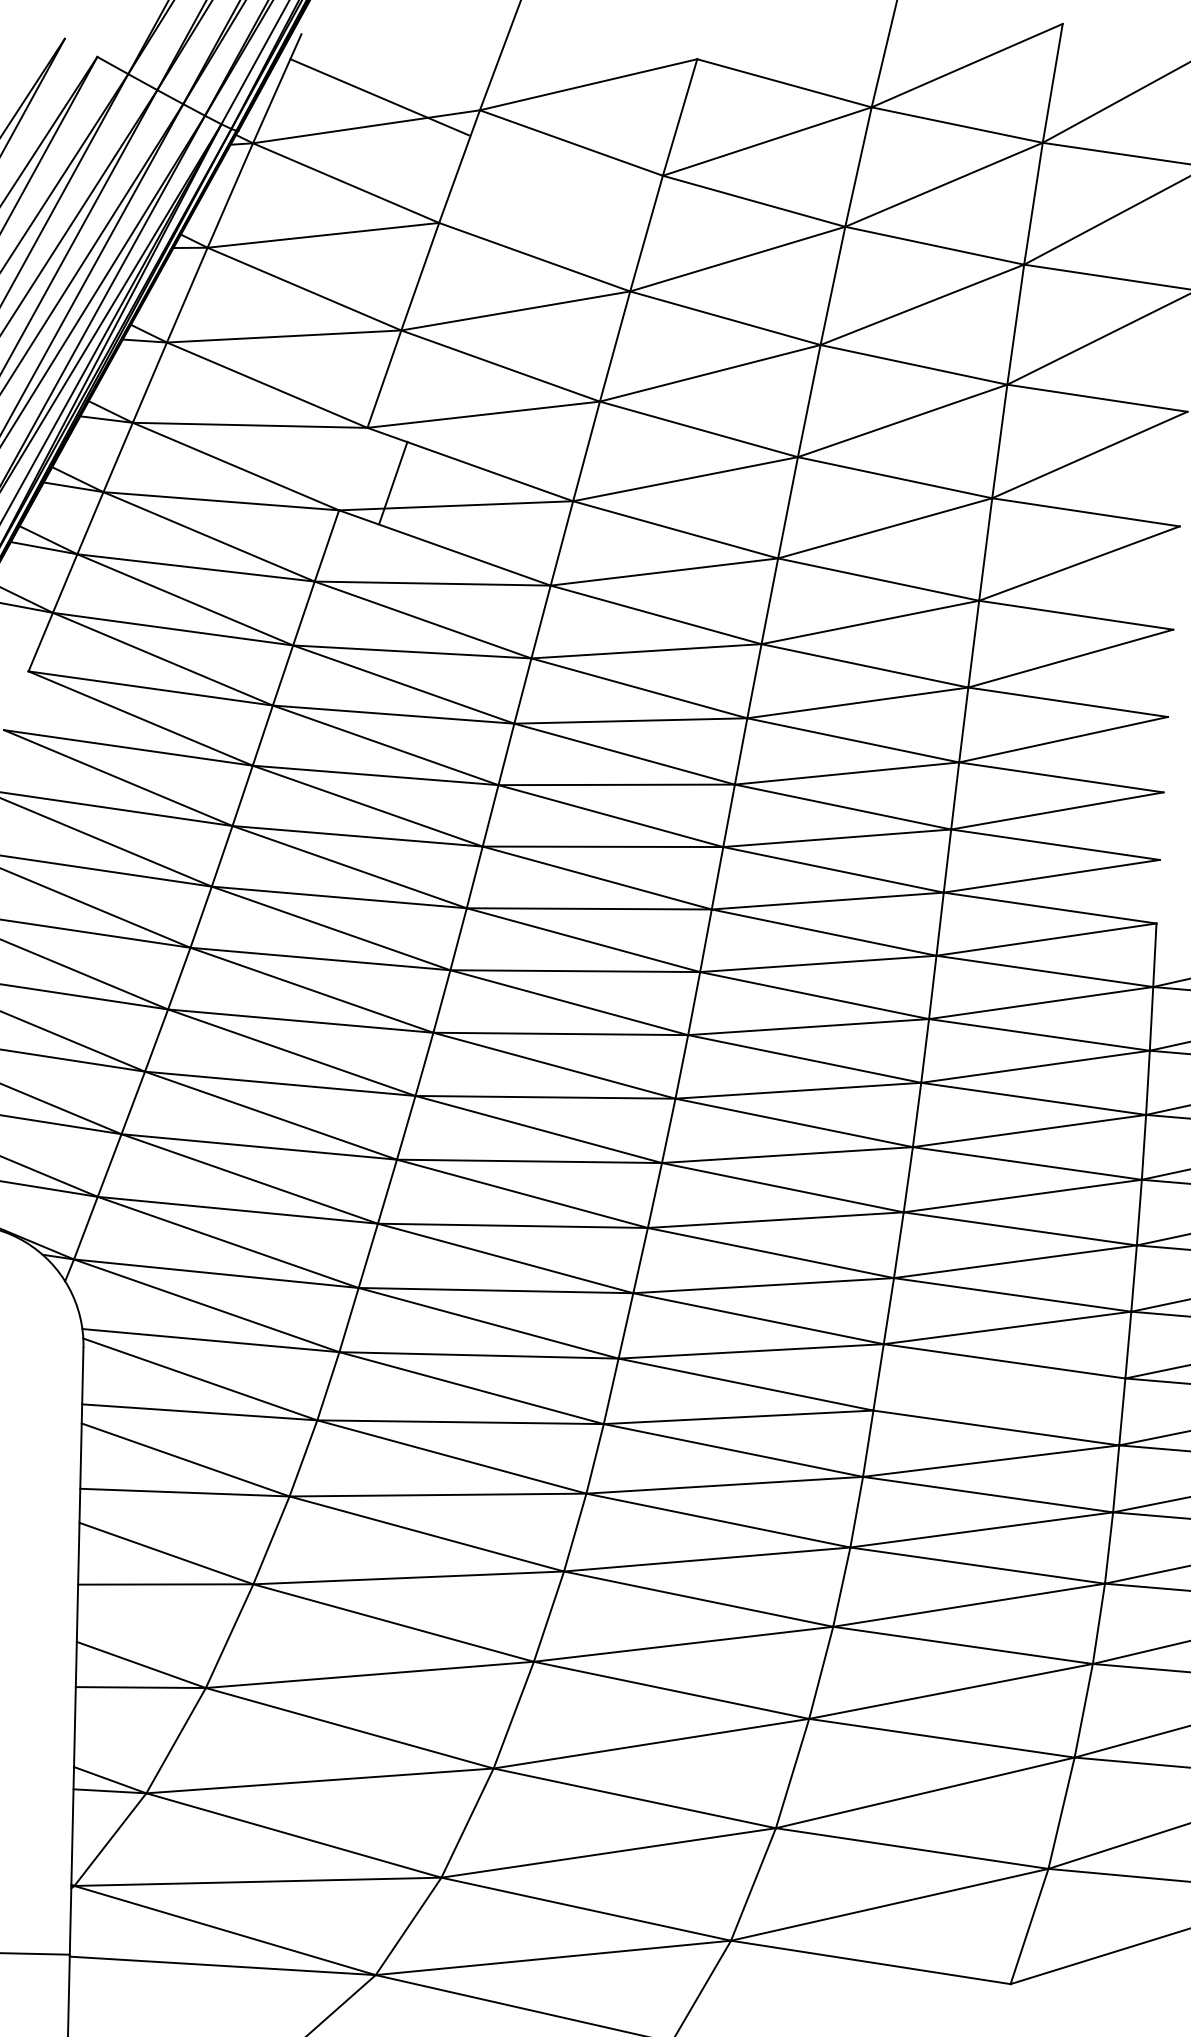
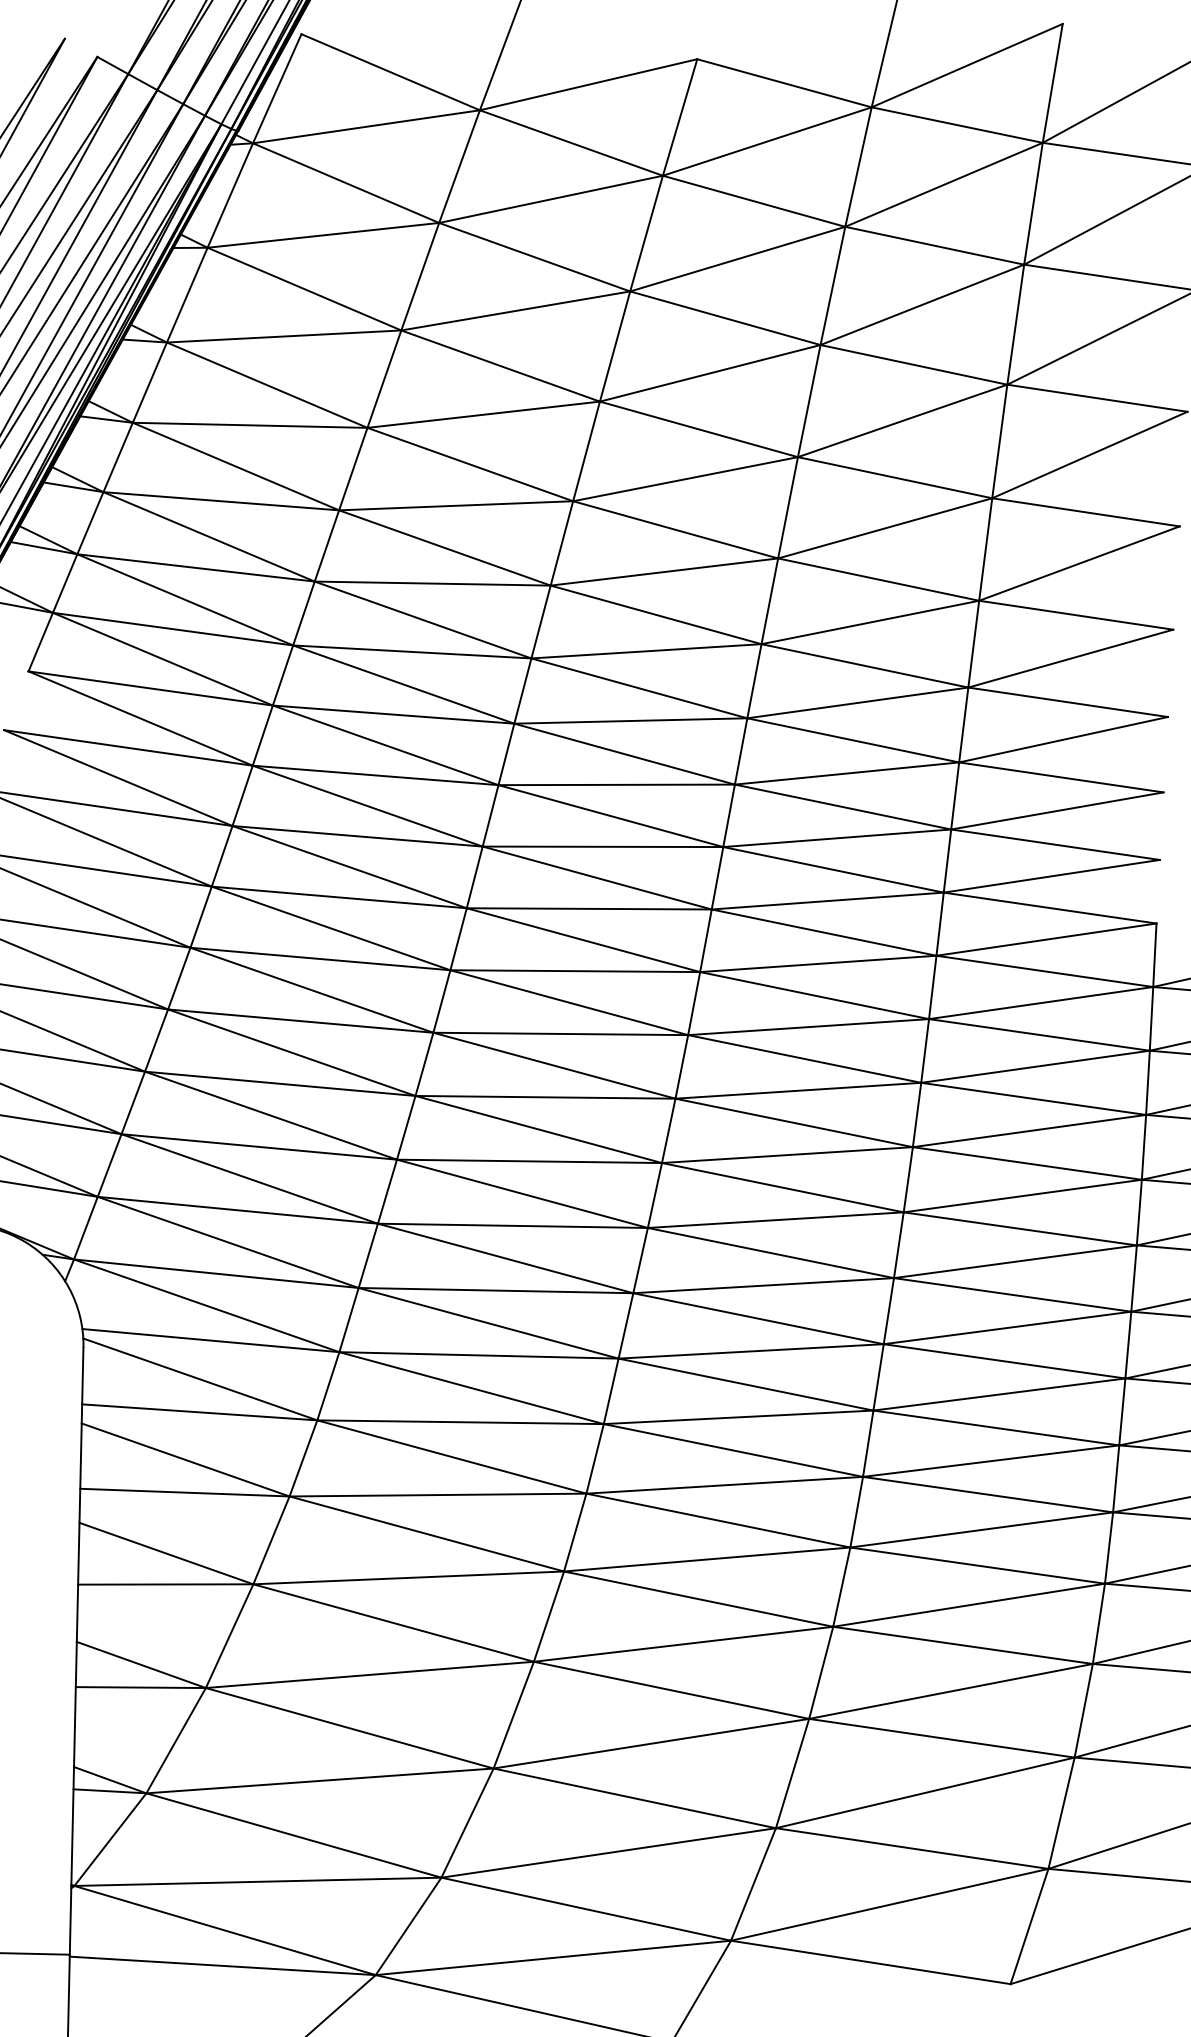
line position: (379, 97) -> (390, 72) (390, 72)
line: none -> present (550, 198)
line position: (393, 482) -> (353, 468) (353, 468)
line: none -> present (999, 1394)
